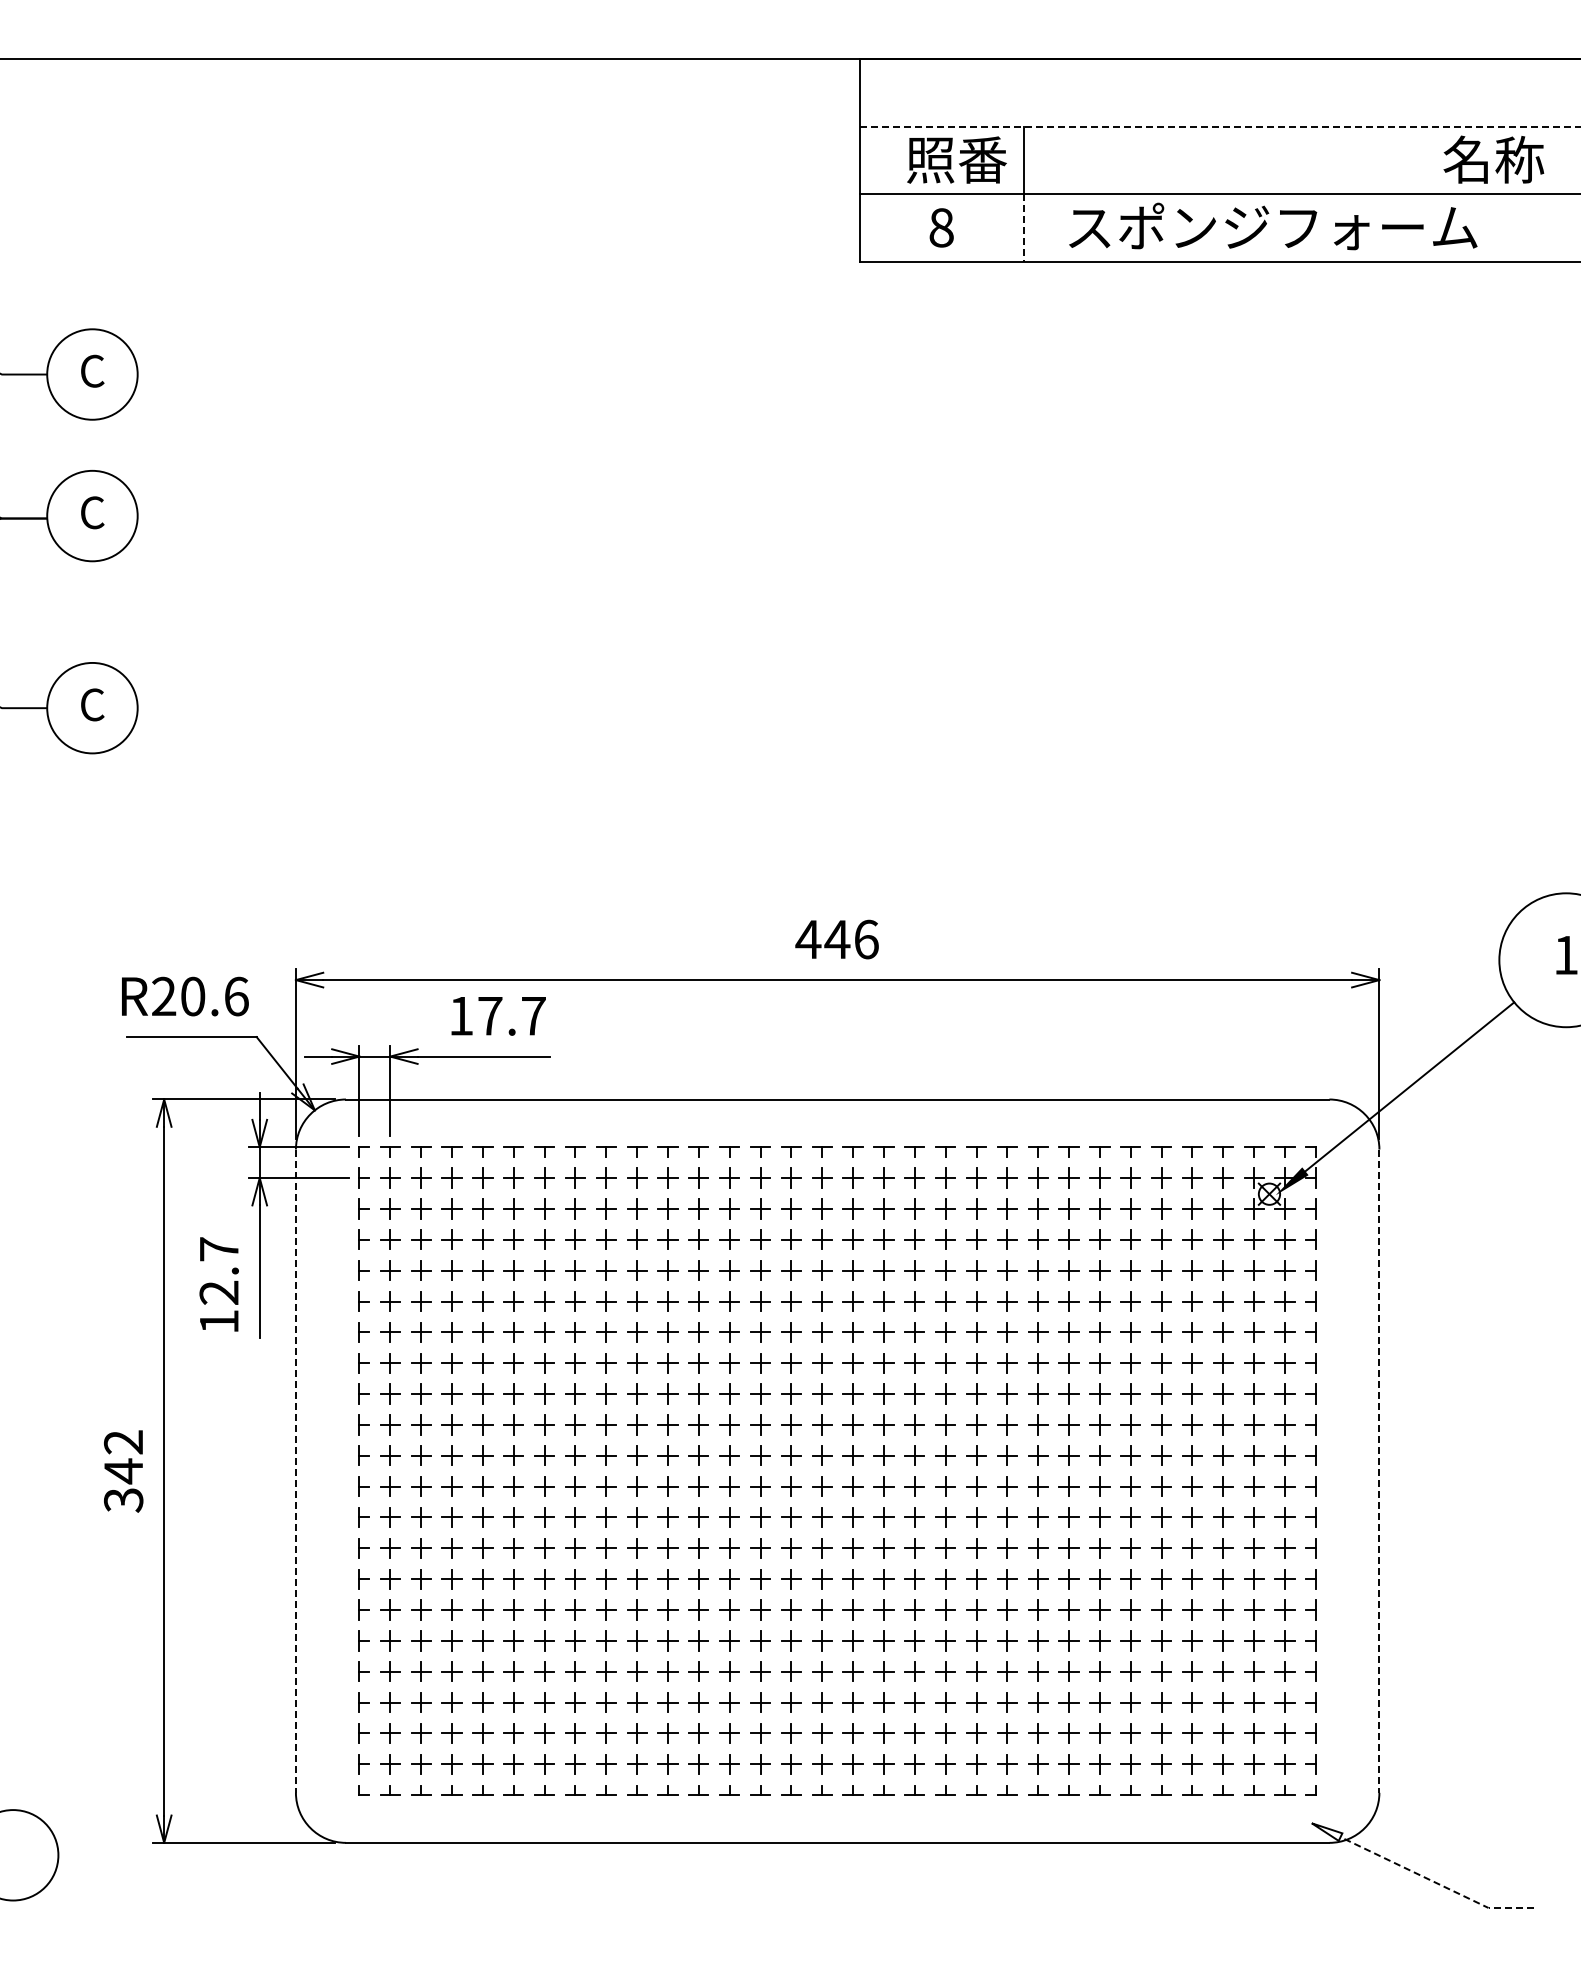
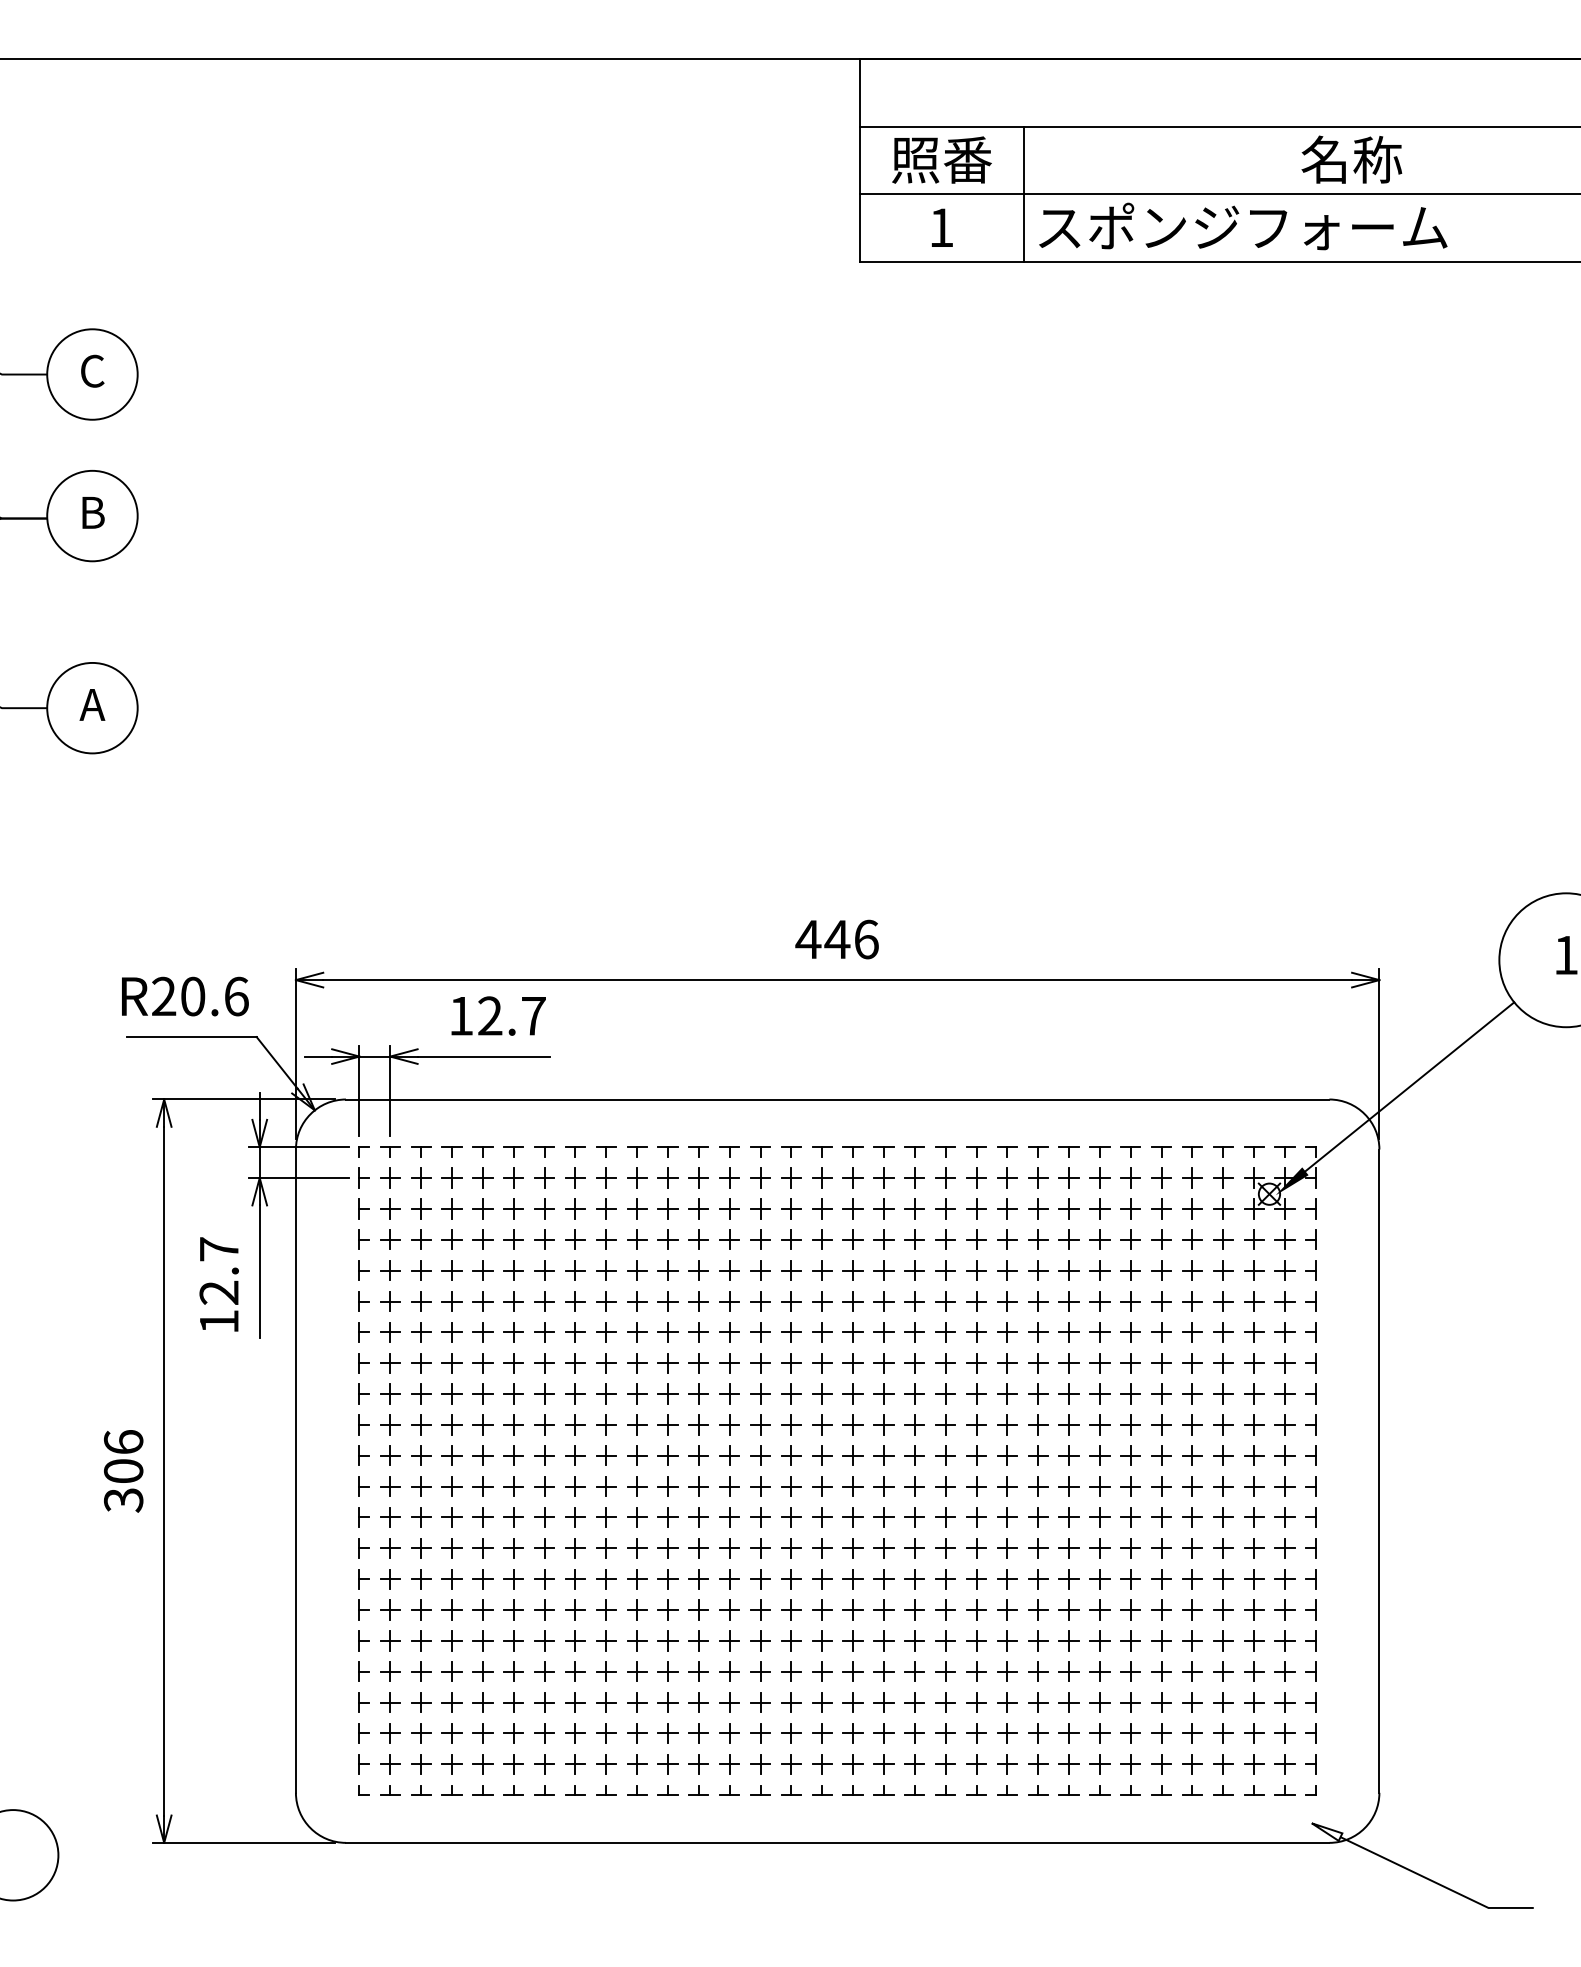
line: dashed -> solid (1220, 126)
text position: (956, 159) -> (941, 159) (941, 159)
text position: (1493, 159) -> (1351, 159) (1351, 159)
text position: (1273, 226) -> (1243, 226) (1243, 226)
text: 8 -> 1 (941, 227)
line: dashed -> solid (1023, 227)
text: C -> B (92, 512)
text: C -> A (92, 704)
text: 17.7 -> 12.7 (490, 1015)
text: 342 -> 306 (123, 1457)
line: dashed -> solid (295, 1471)
line: dashed -> solid (1379, 1471)
line: dashed -> solid (1435, 1882)
